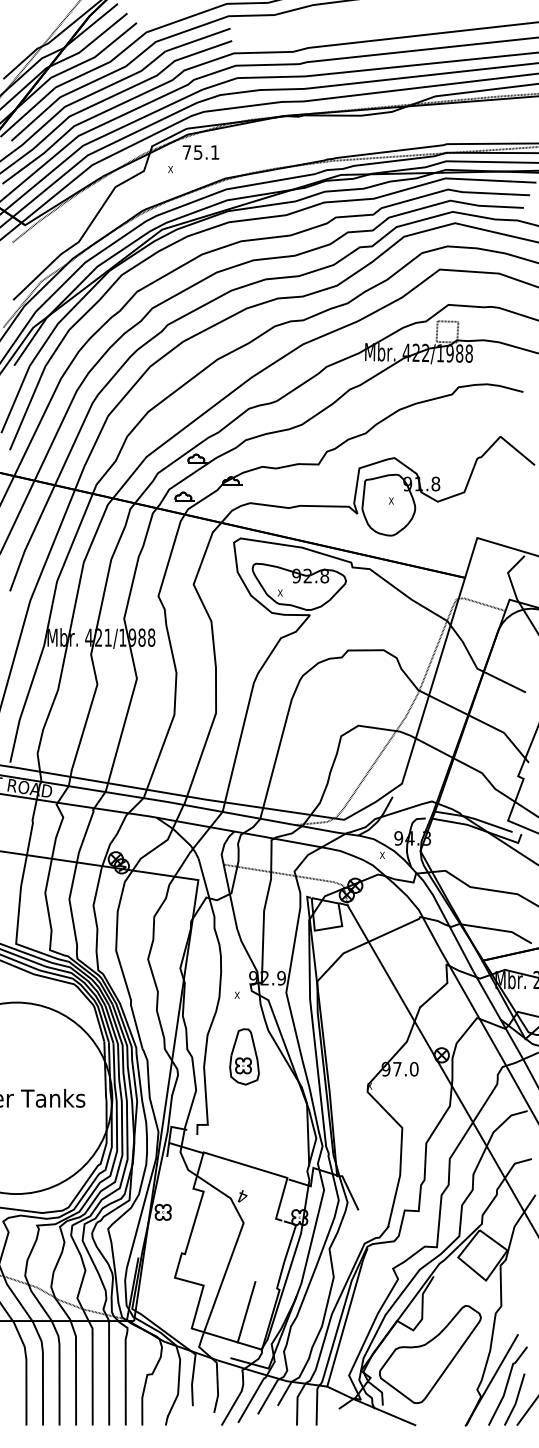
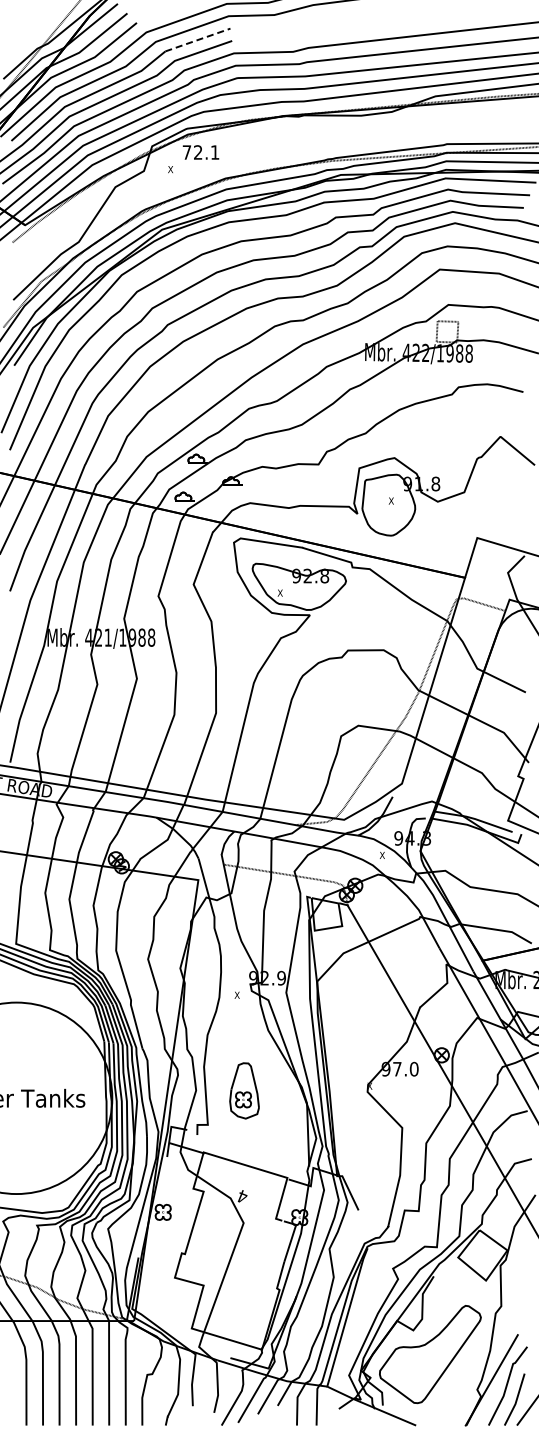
line: solid -> dashed (198, 39)
text: 75.1 -> 72.1 (198, 152)
part position: (244, 1056) -> (244, 1090) (244, 1090)
line: present -> none (246, 1312)
